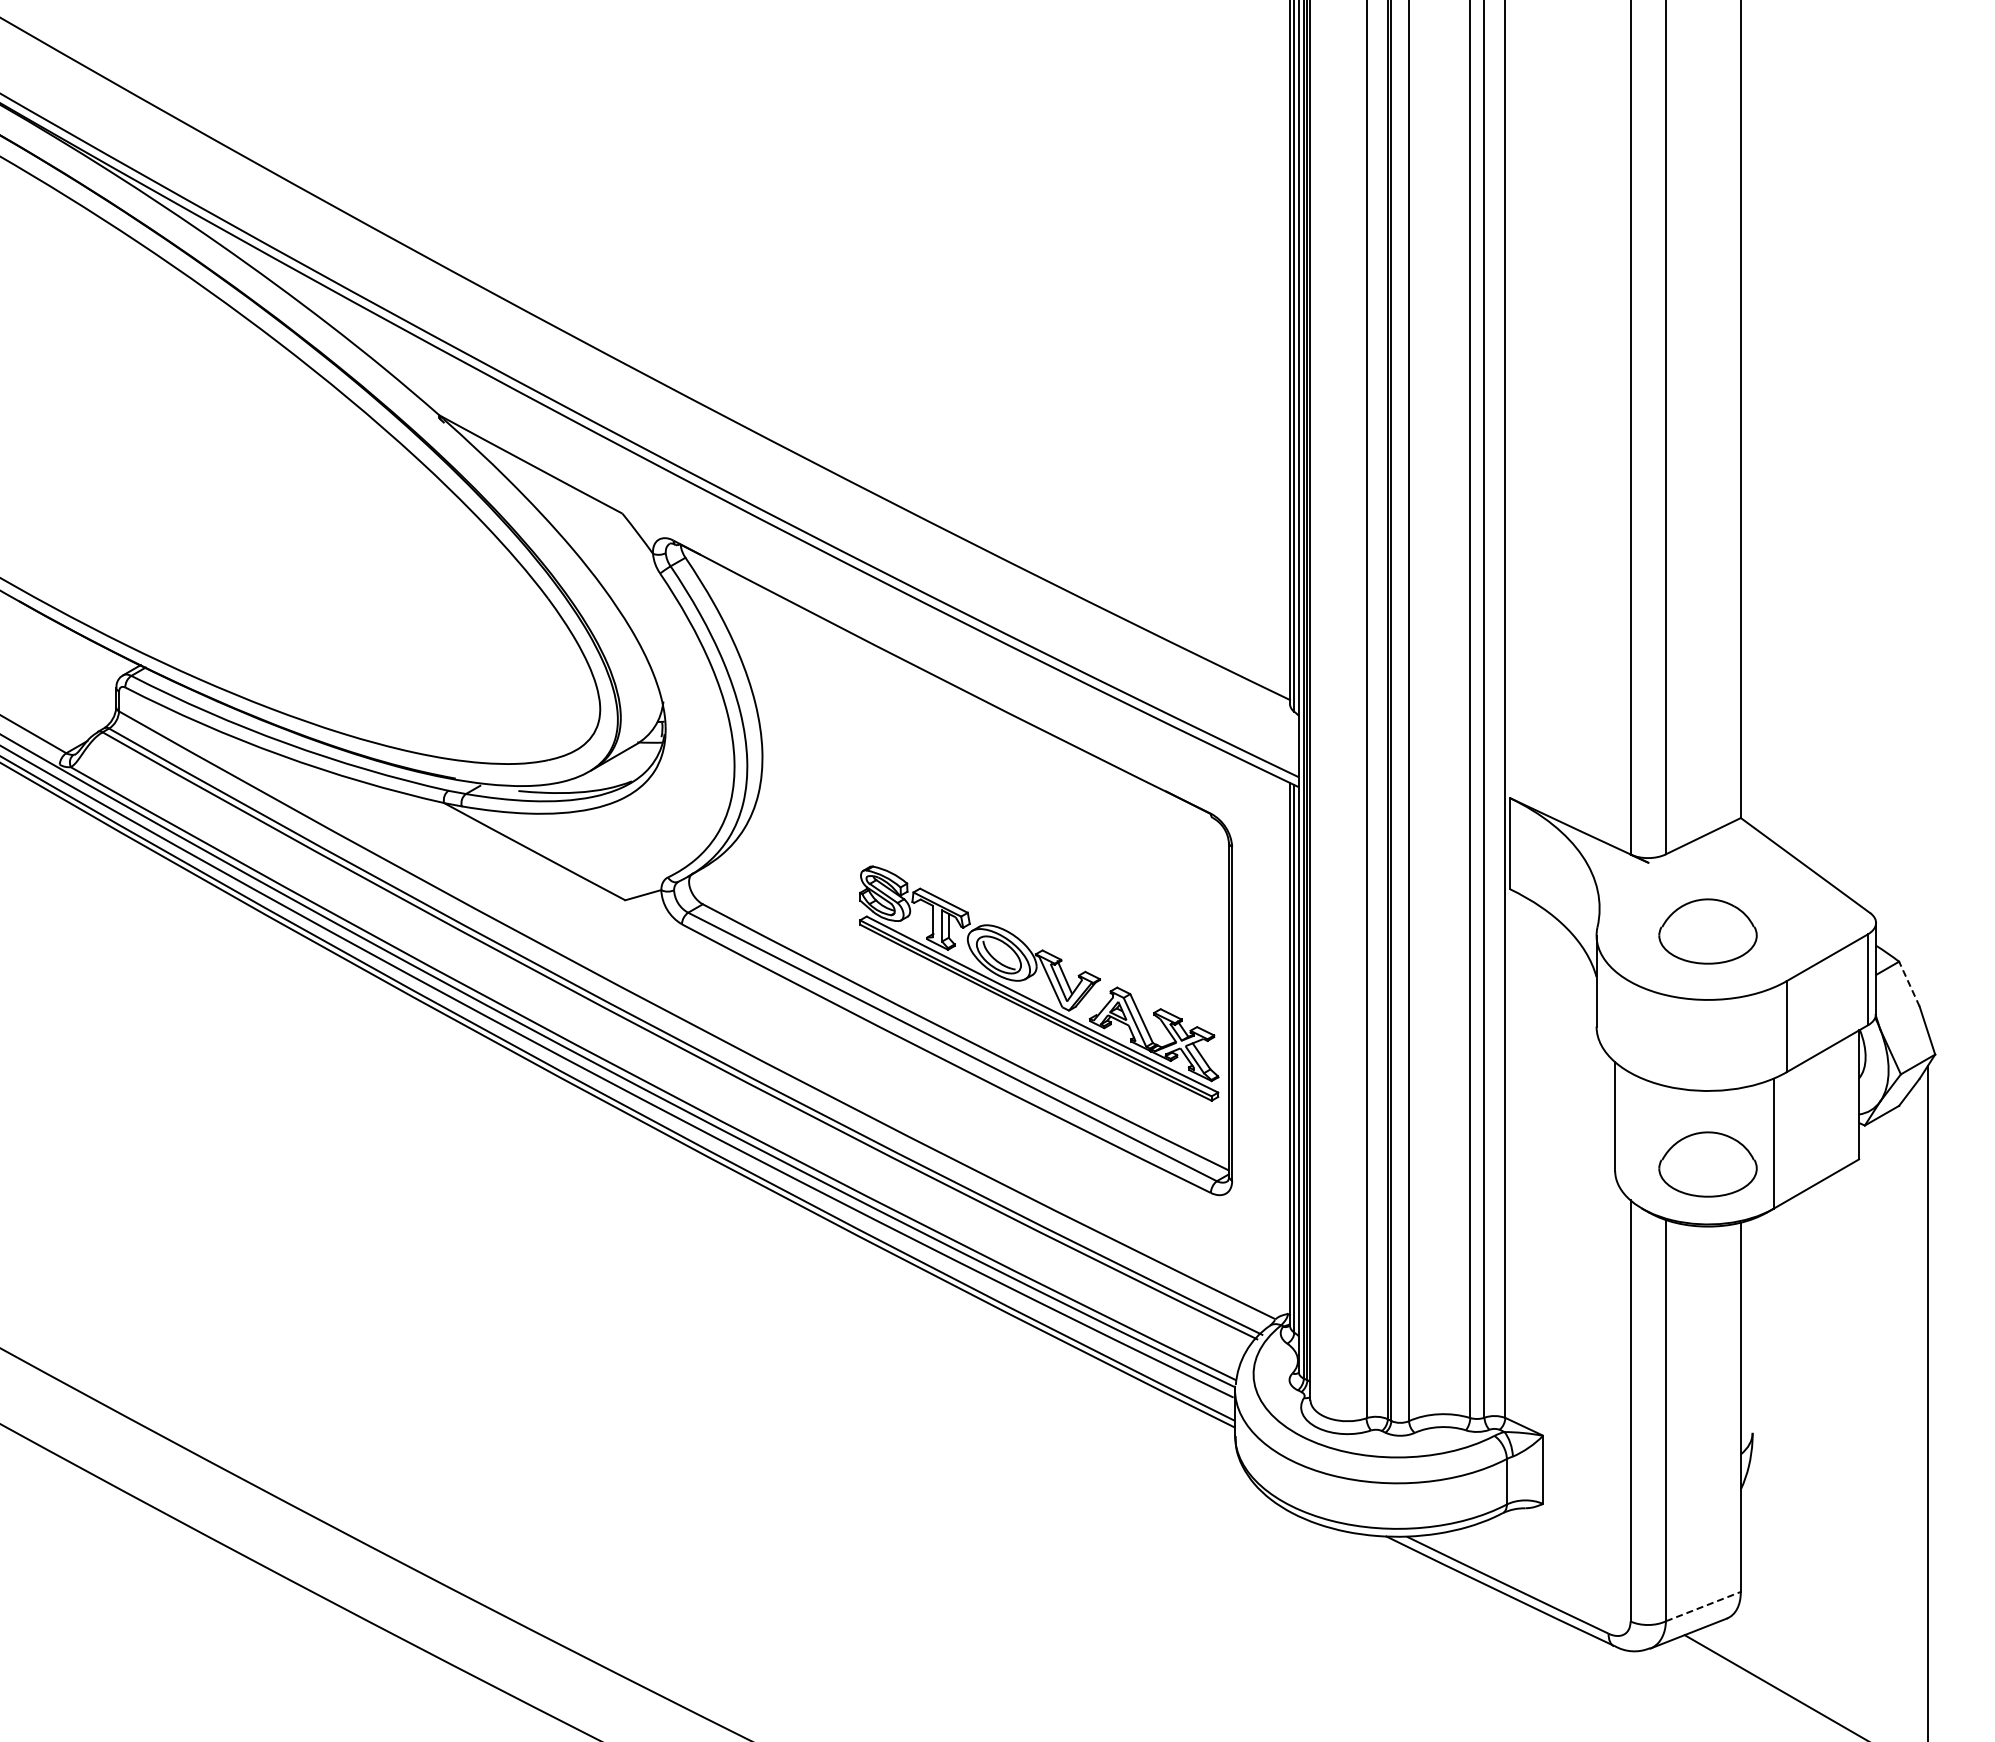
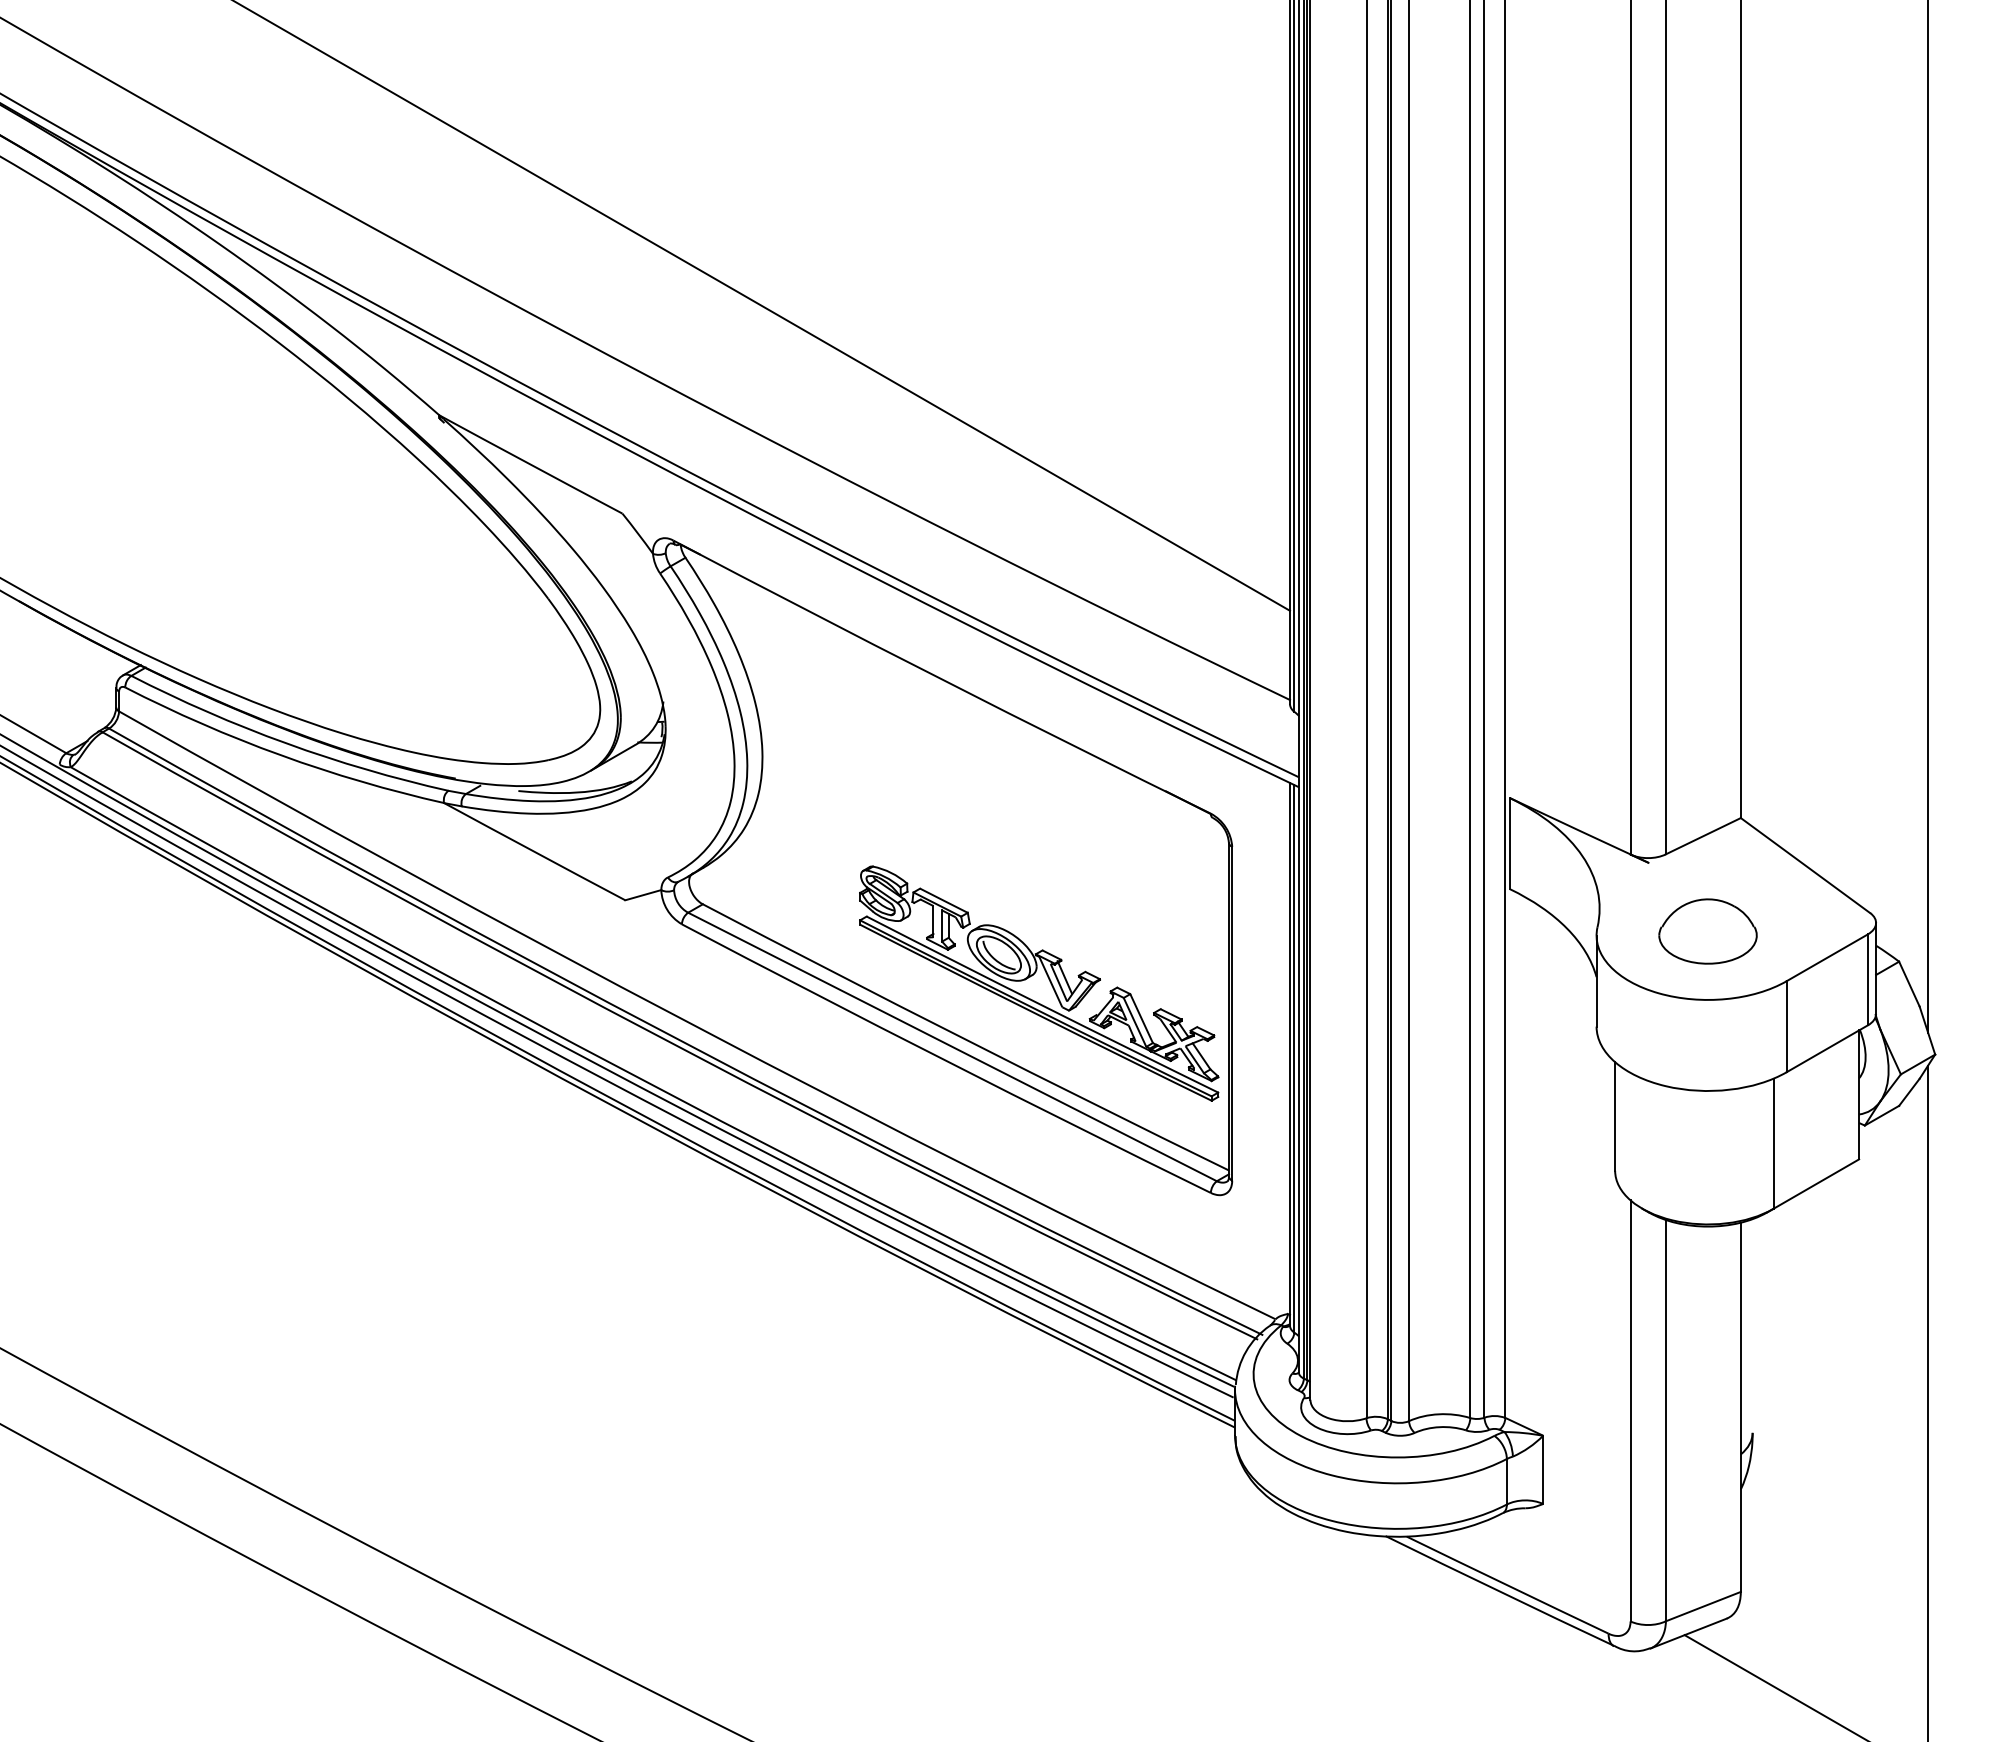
line: none -> present (762, 306)
line: none -> present (1928, 517)
line: dashed -> solid (1909, 984)
part: present -> none (1707, 1164)
line: dashed -> solid (1703, 1606)
